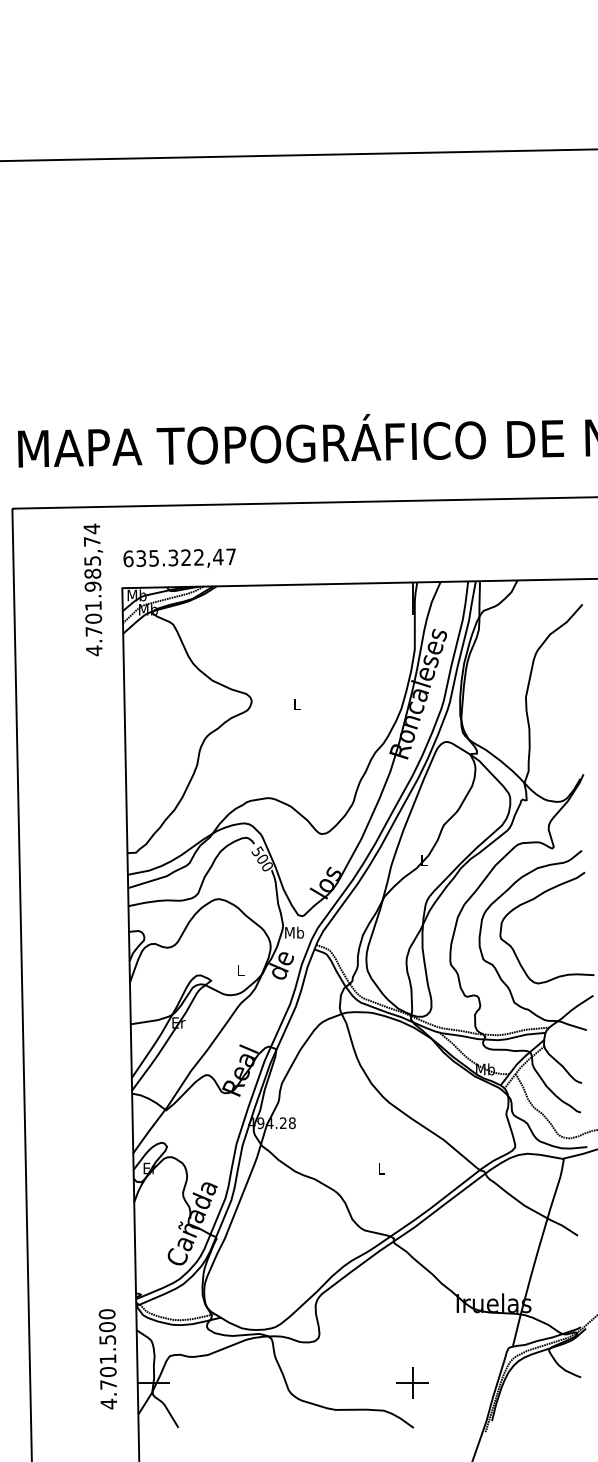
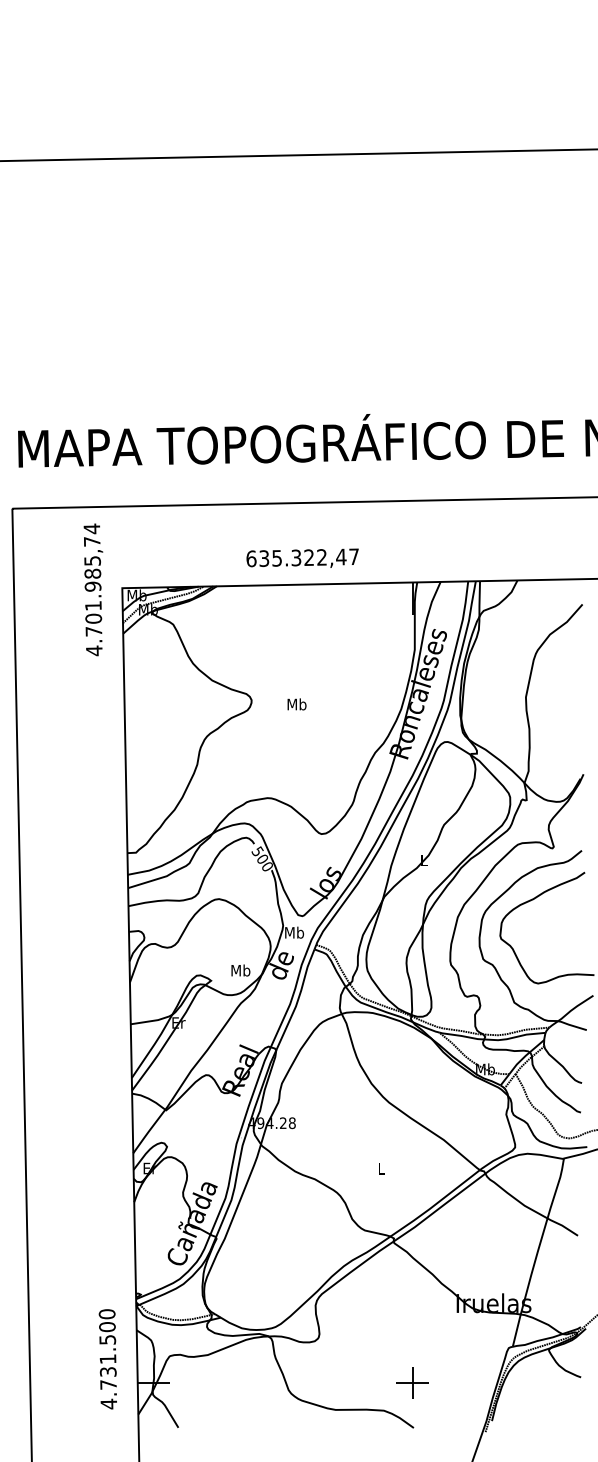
text position: (179, 557) -> (302, 557) (302, 557)
text: L -> Mb (296, 704)
text: L -> Mb (240, 970)
text: 4.701.500 -> 4.731.500 (108, 1371)
